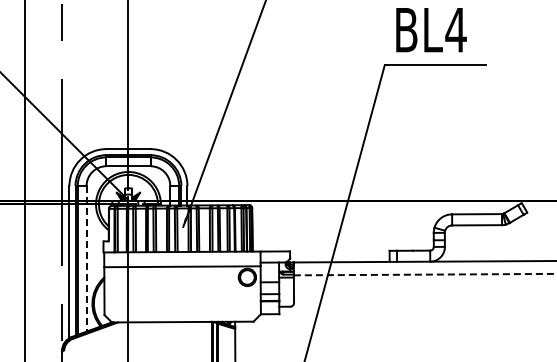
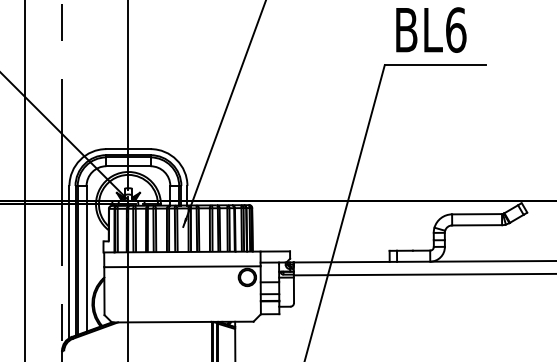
text: BL4 -> BL6 (455, 29)
line: dashed -> solid (86, 258)
line: dashed -> solid (425, 274)
